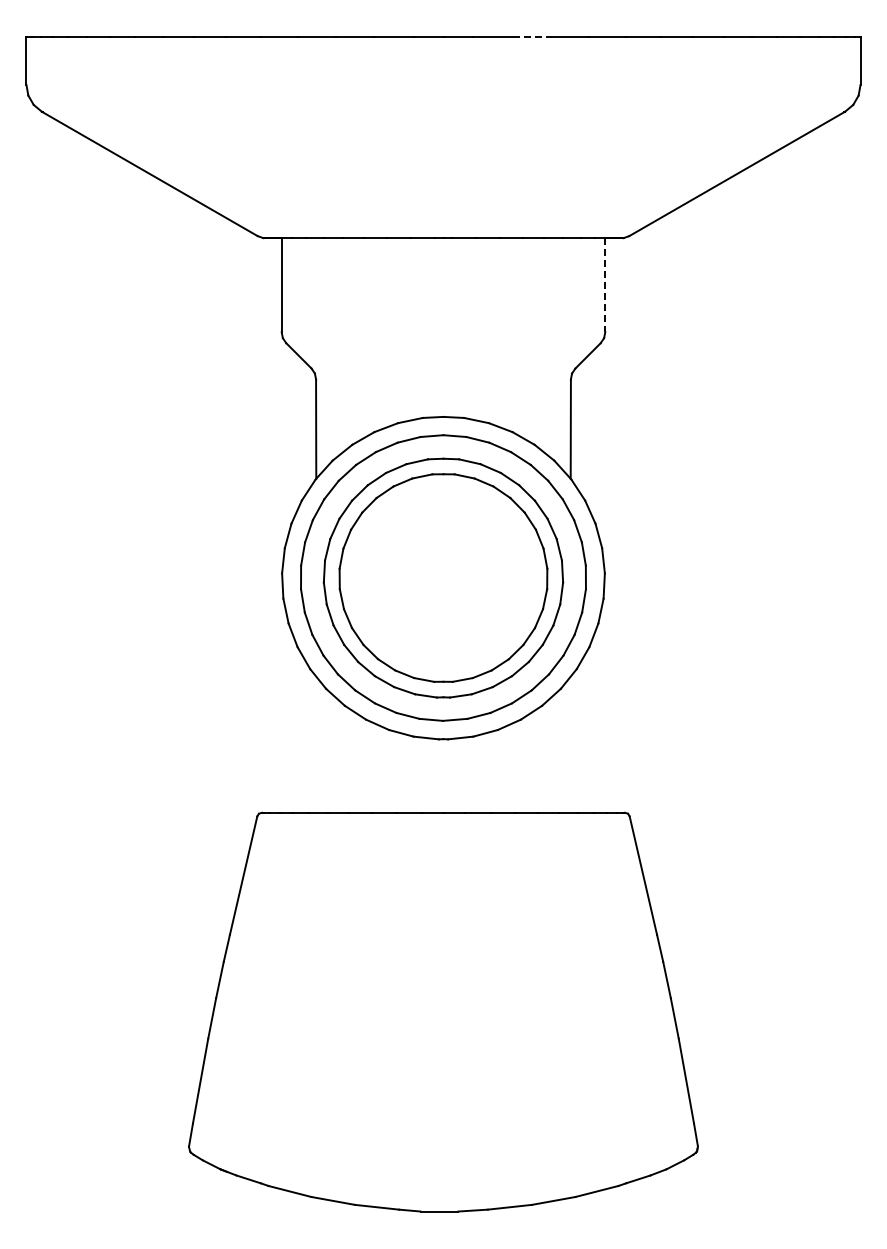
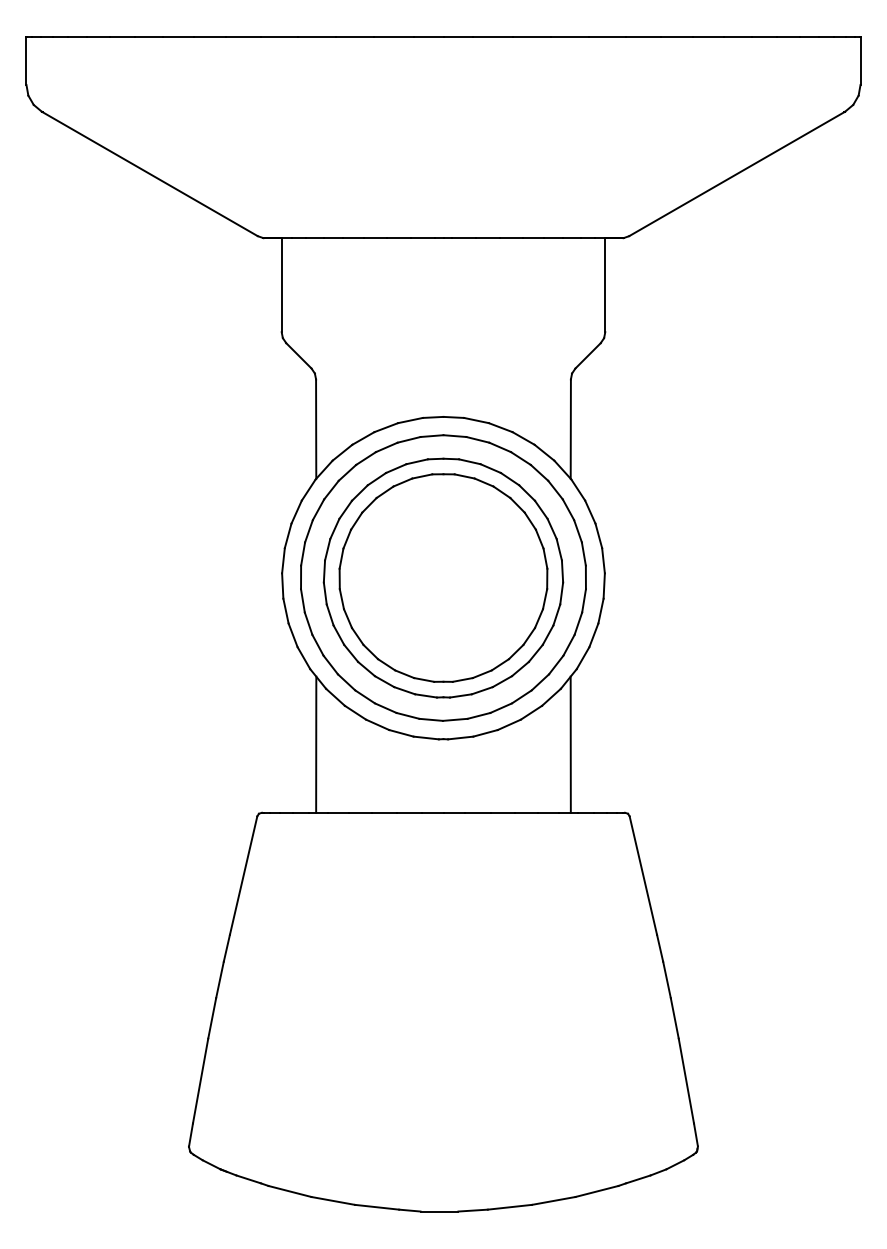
line: dashed -> solid (532, 37)
line: dashed -> solid (605, 285)
line: none -> present (316, 744)
line: none -> present (570, 744)
